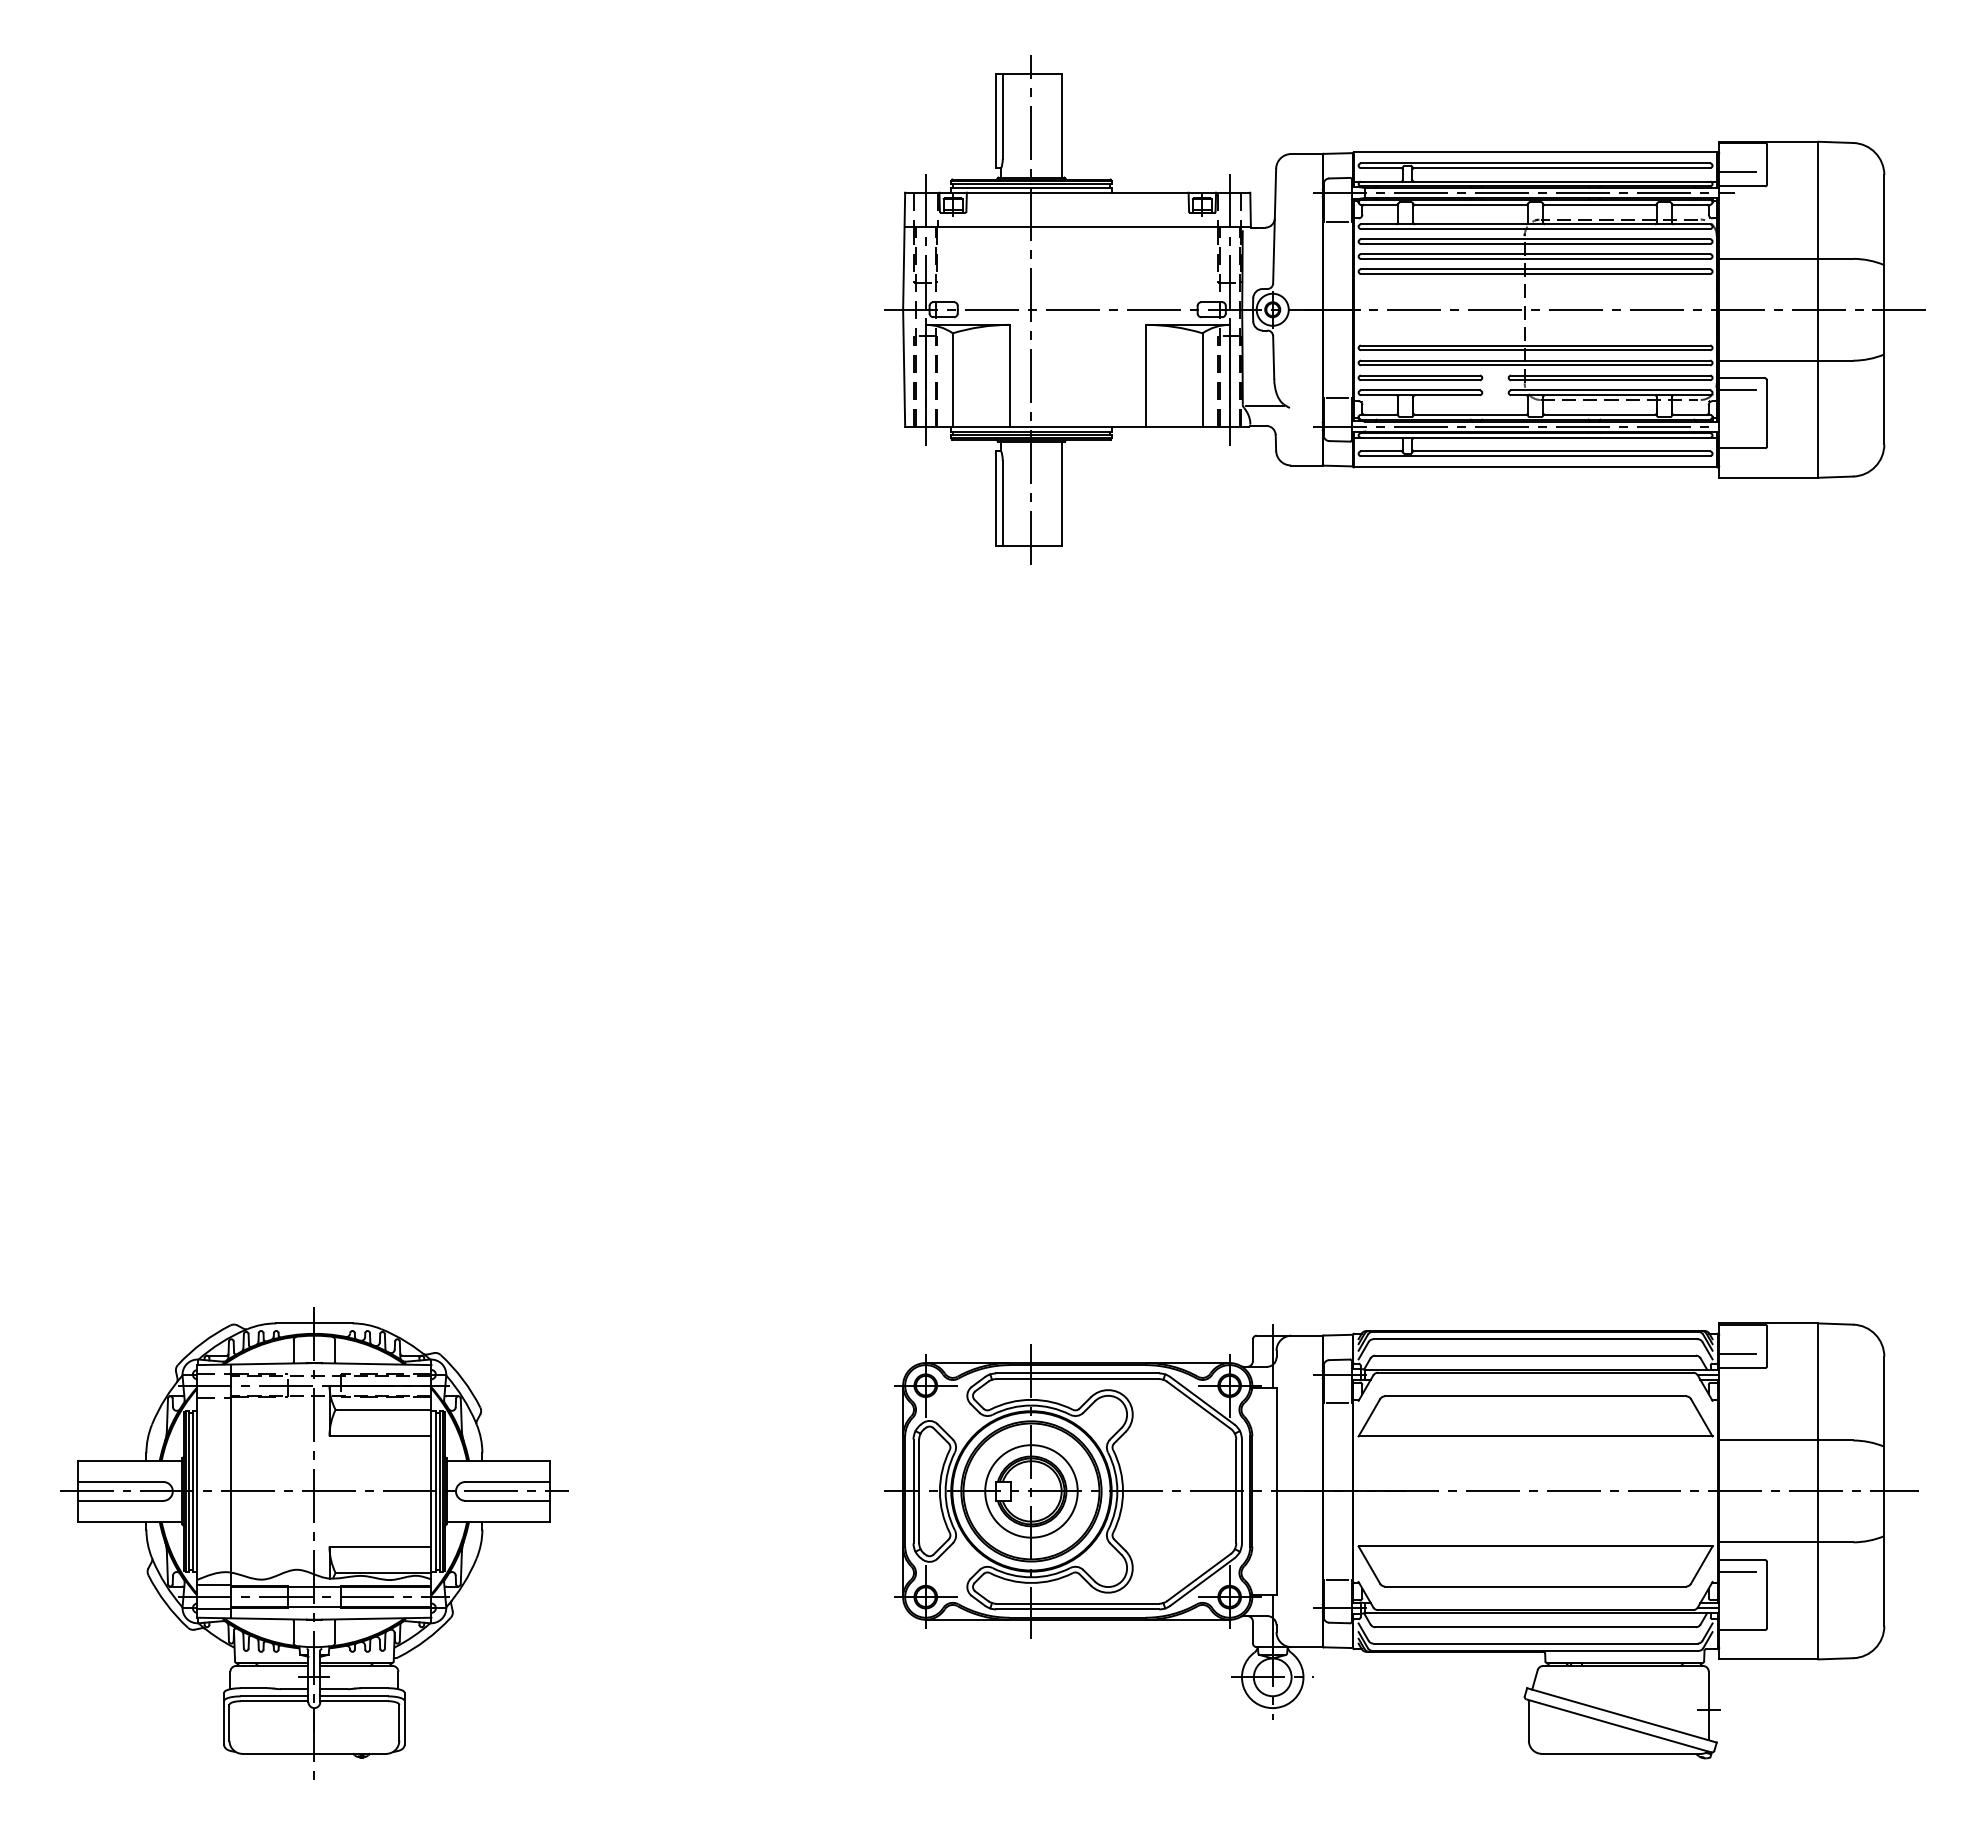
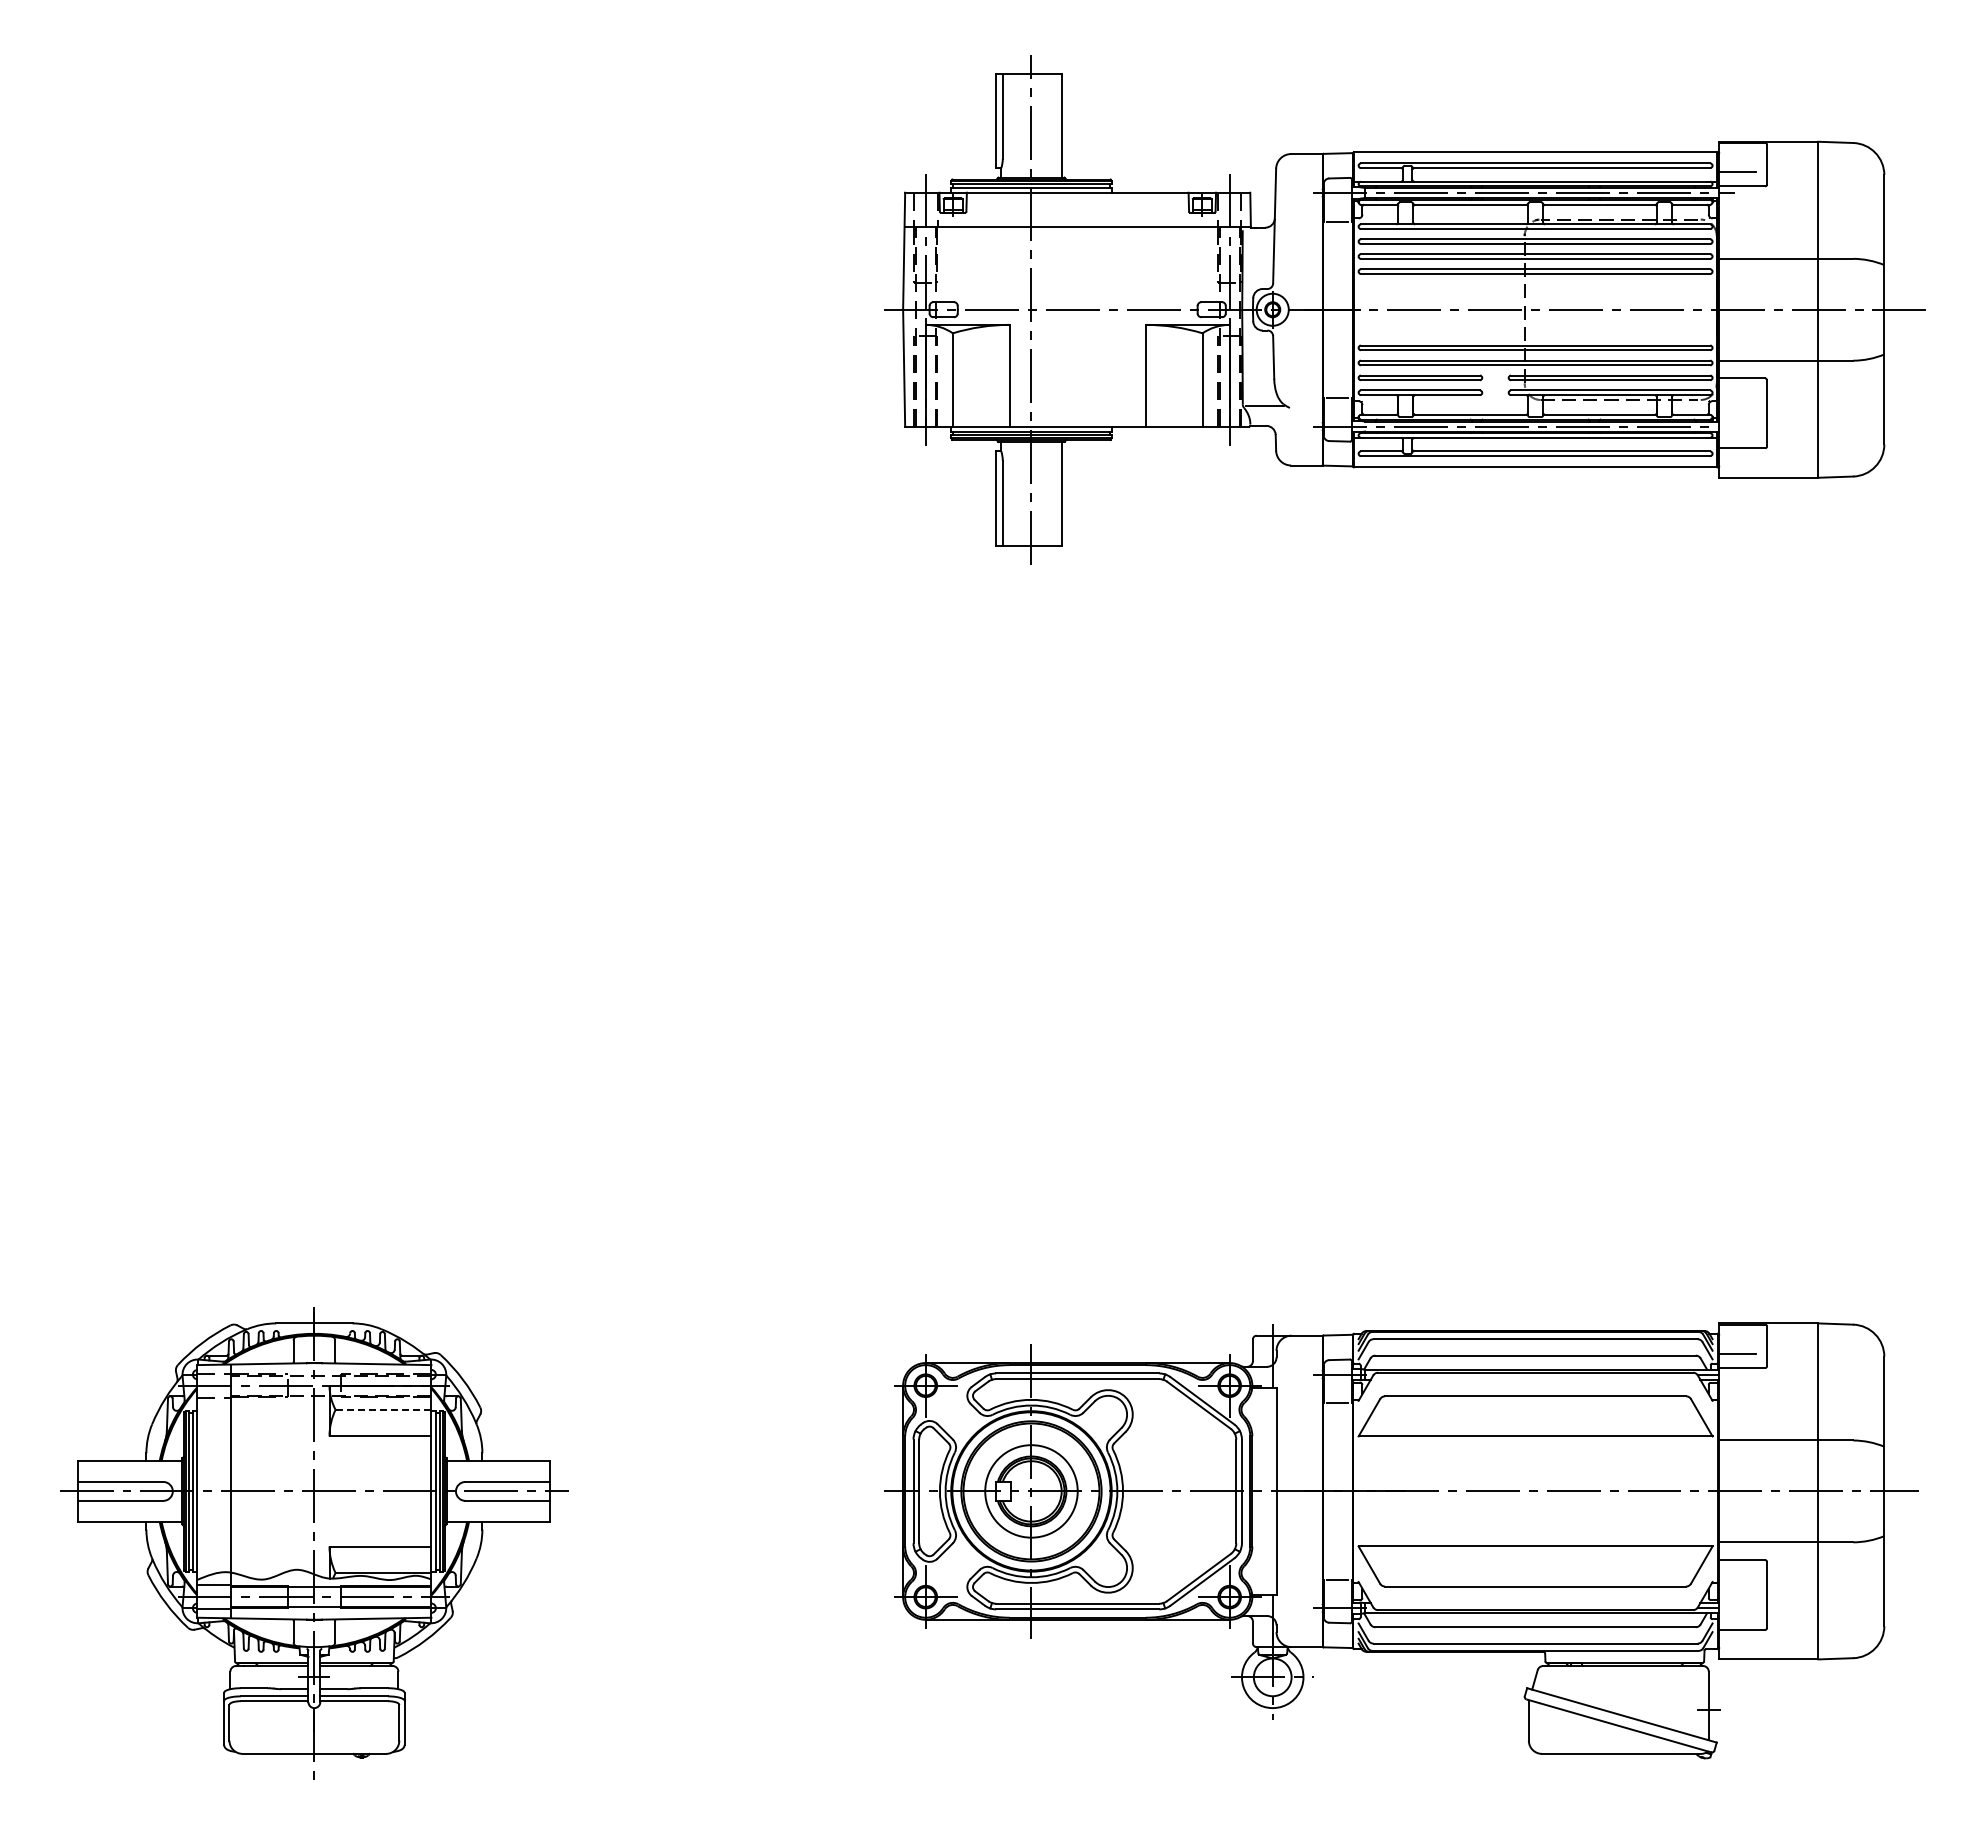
line: present -> none (1737, 390)
line: solid -> dashed (383, 1409)
line: present -> none (1737, 1571)
